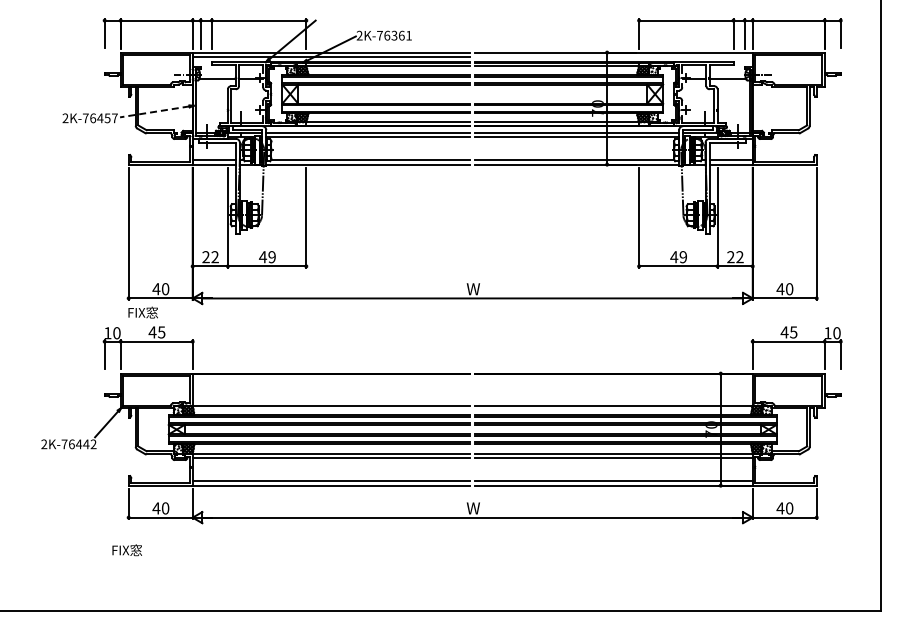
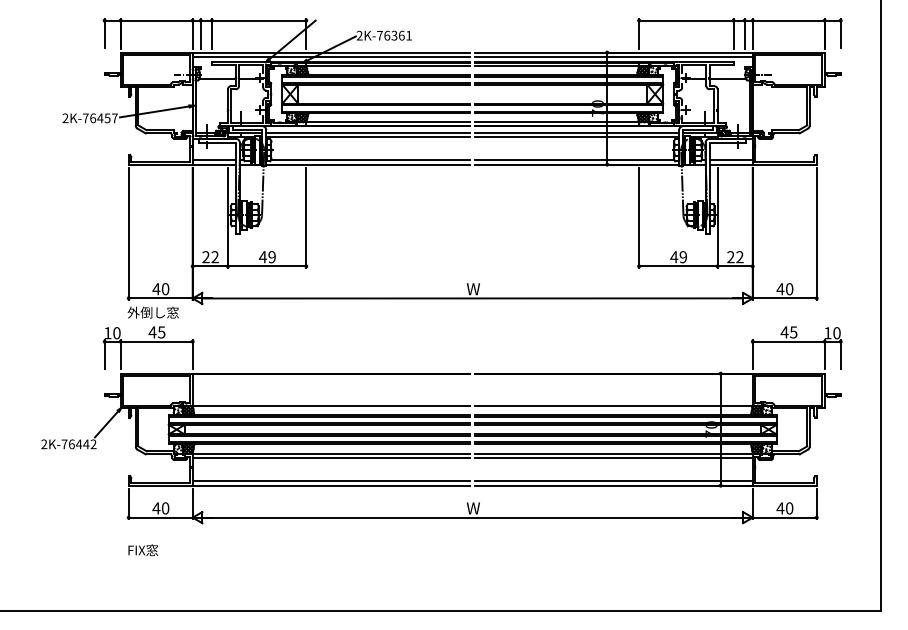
line: none -> present (613, 56)
line: dashed -> solid (154, 111)
text: FIX窓 -> 外倒し窓 (152, 312)
text position: (126, 550) -> (142, 550) (142, 550)
